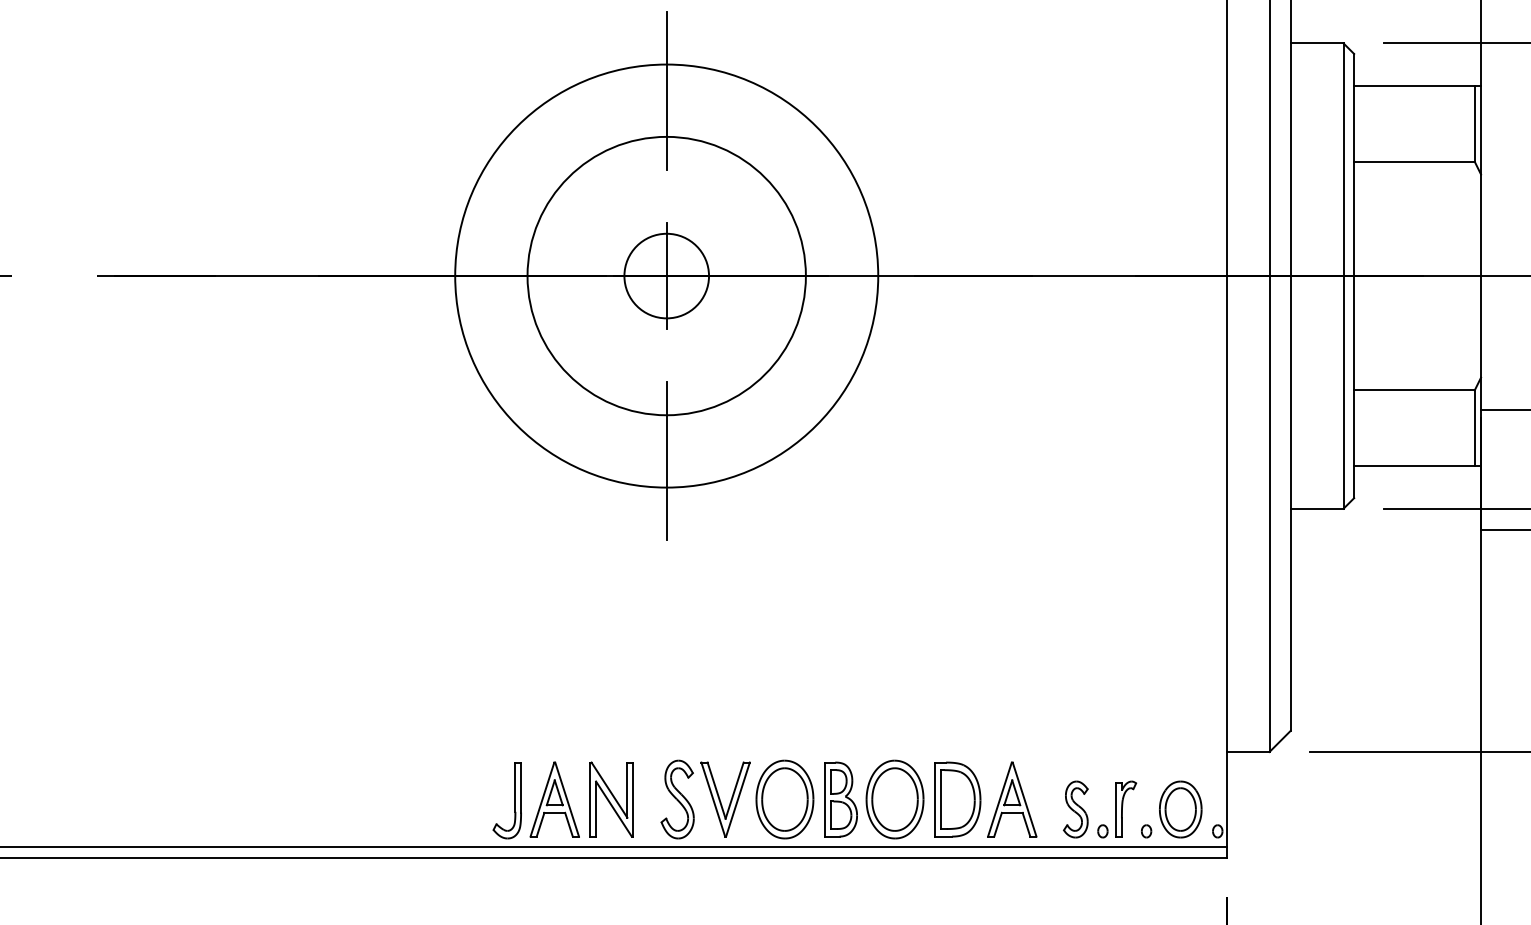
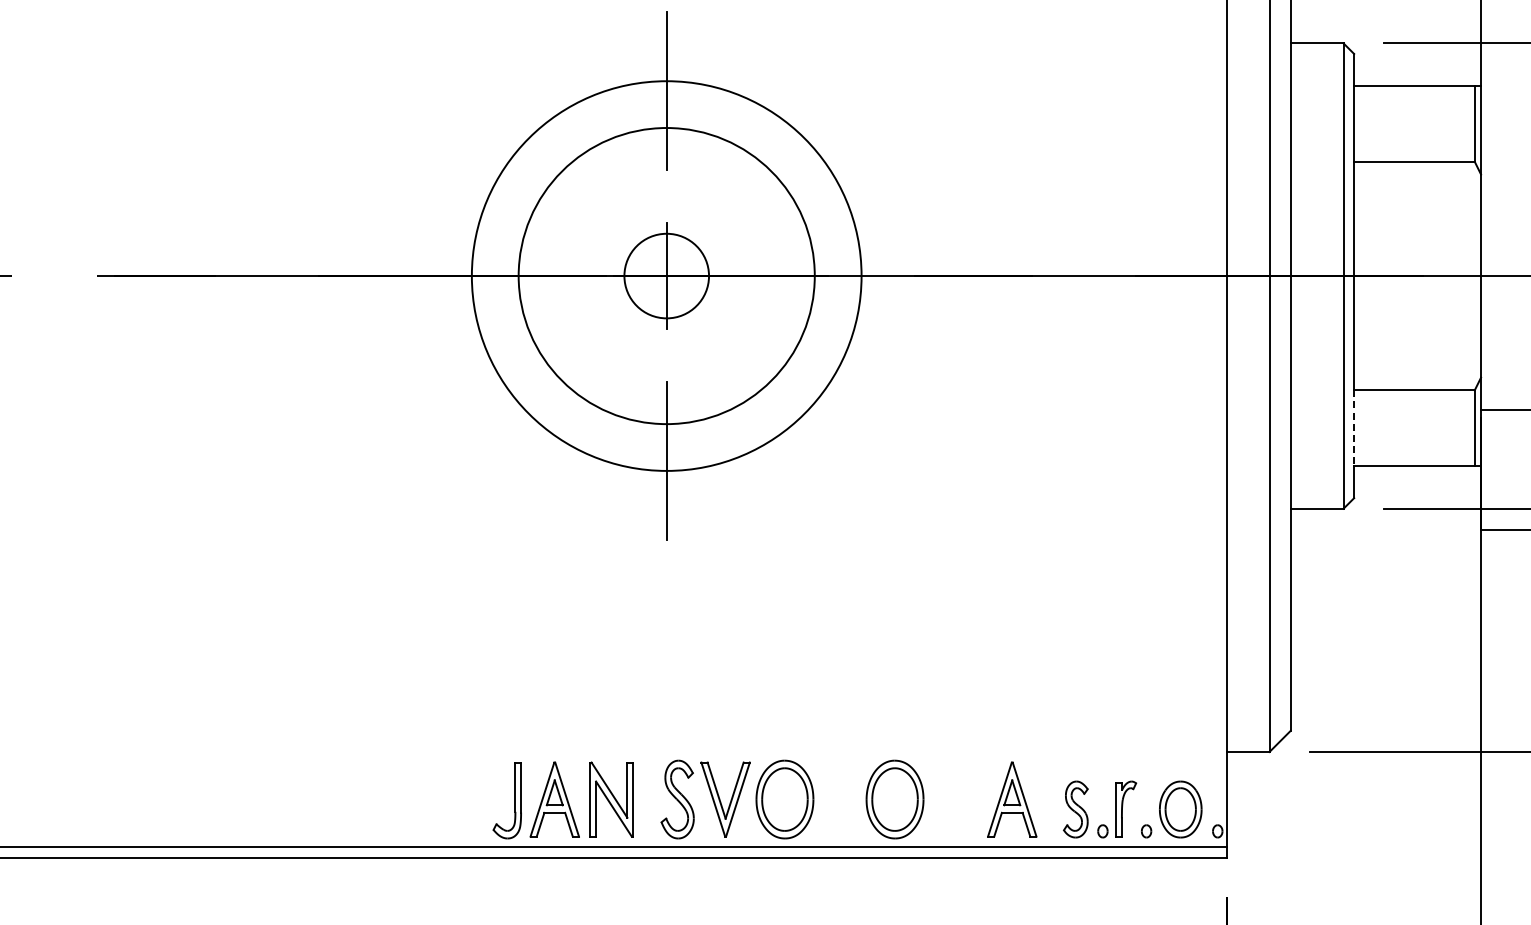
circle diameter: 278 px -> 390 px (666, 275)
circle diameter: 423 px -> 296 px (666, 276)
line: solid -> dashed (1354, 428)
part: present -> none (840, 799)
part: present -> none (957, 799)
